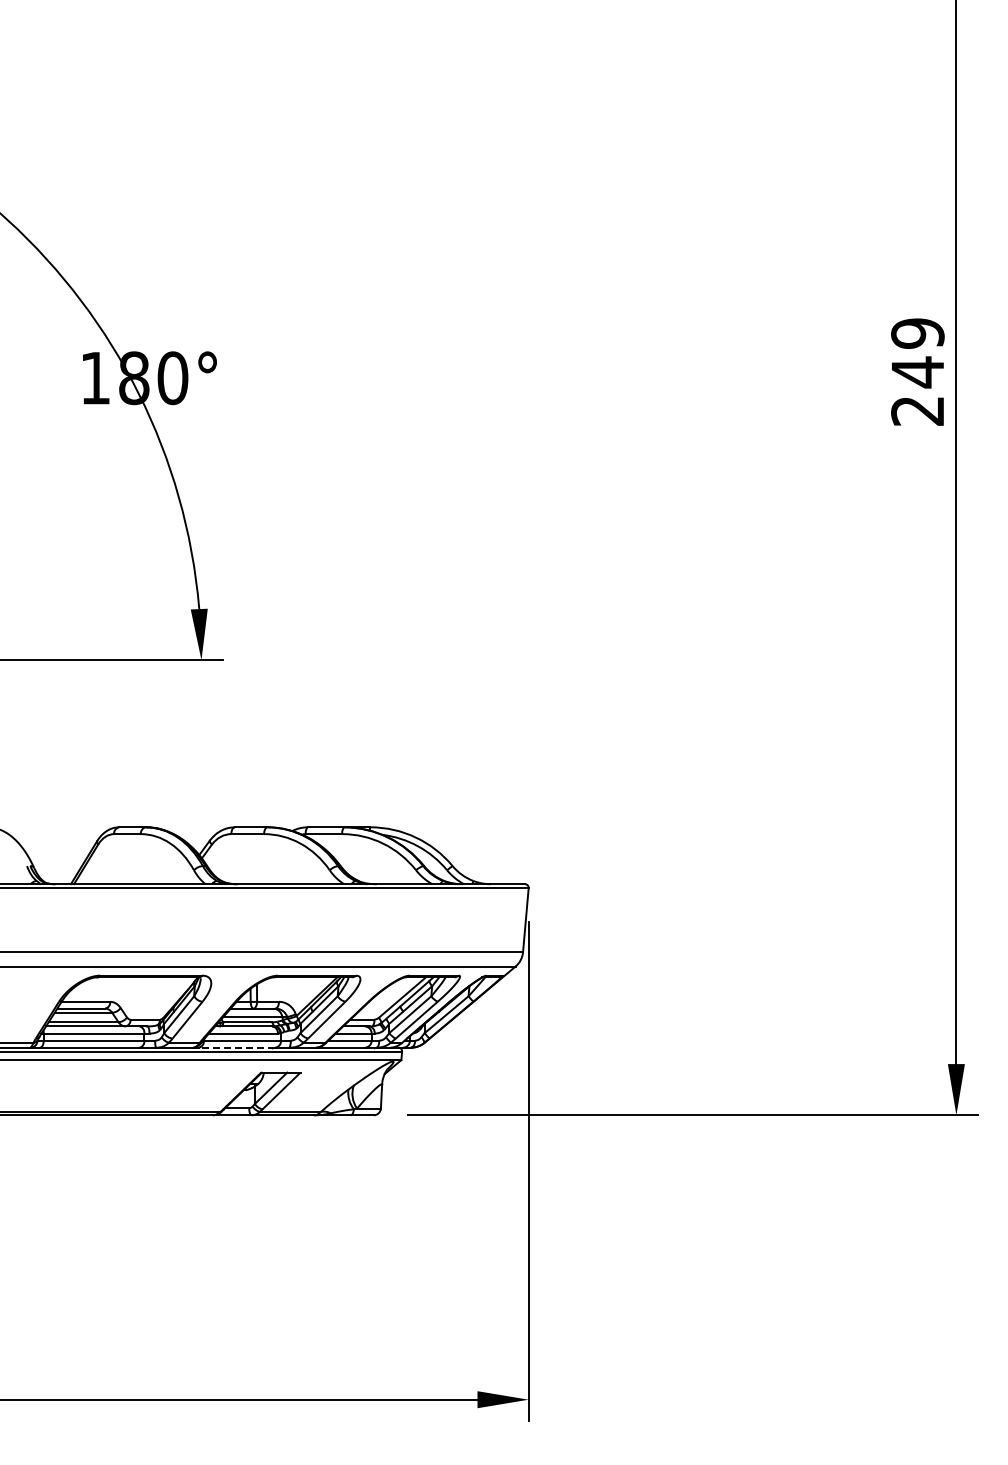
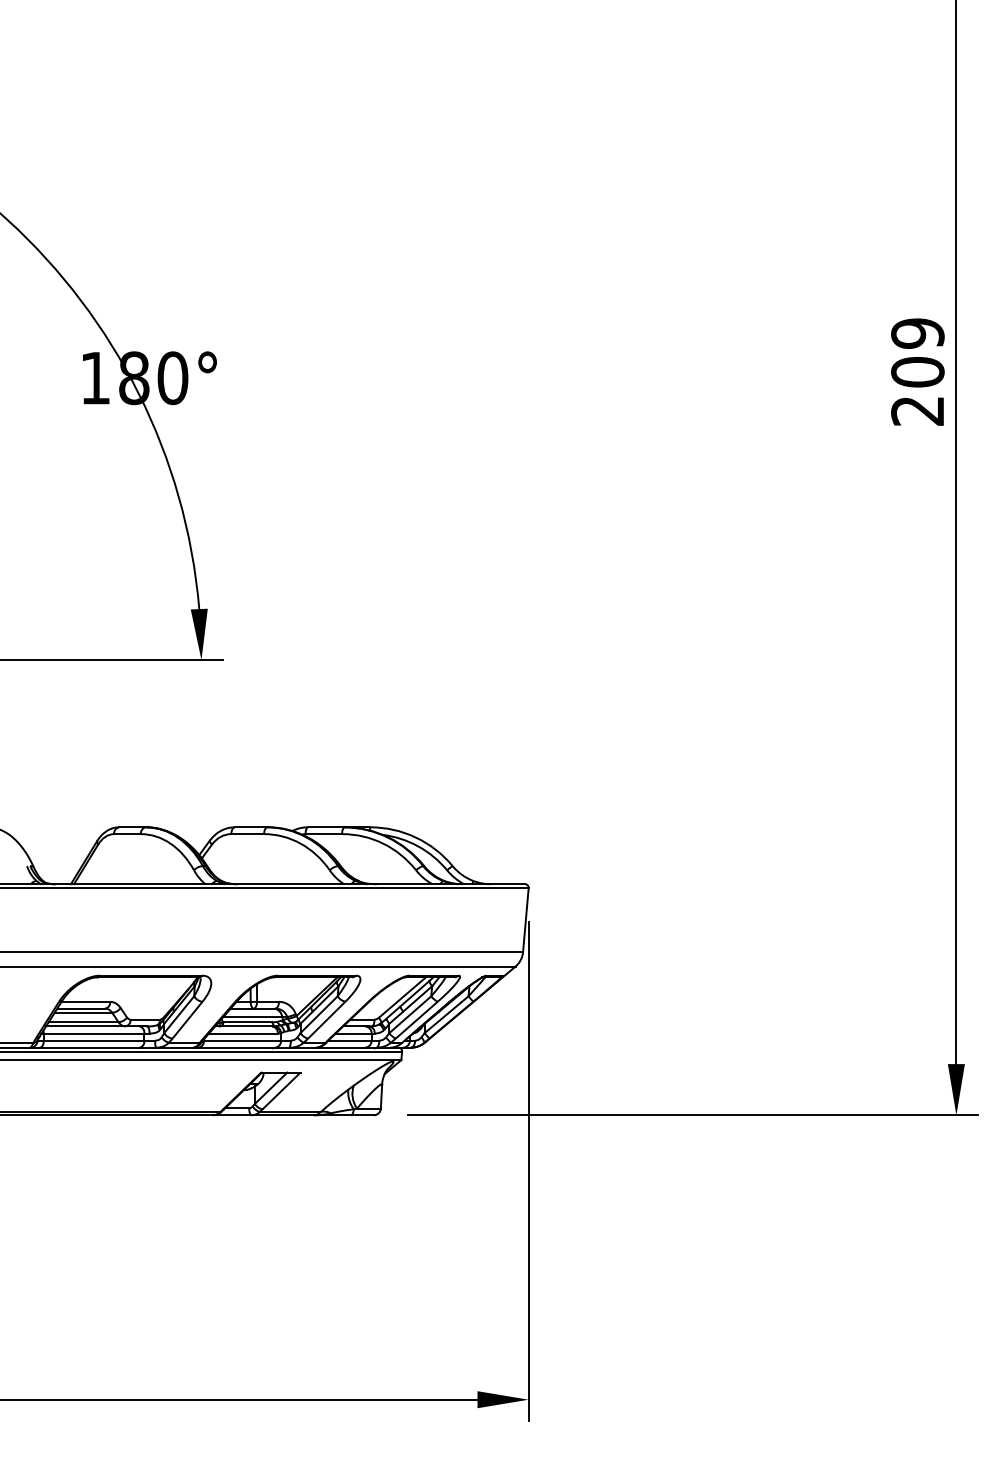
text: 249 -> 209 (917, 372)
line: dashed -> solid (236, 1047)
